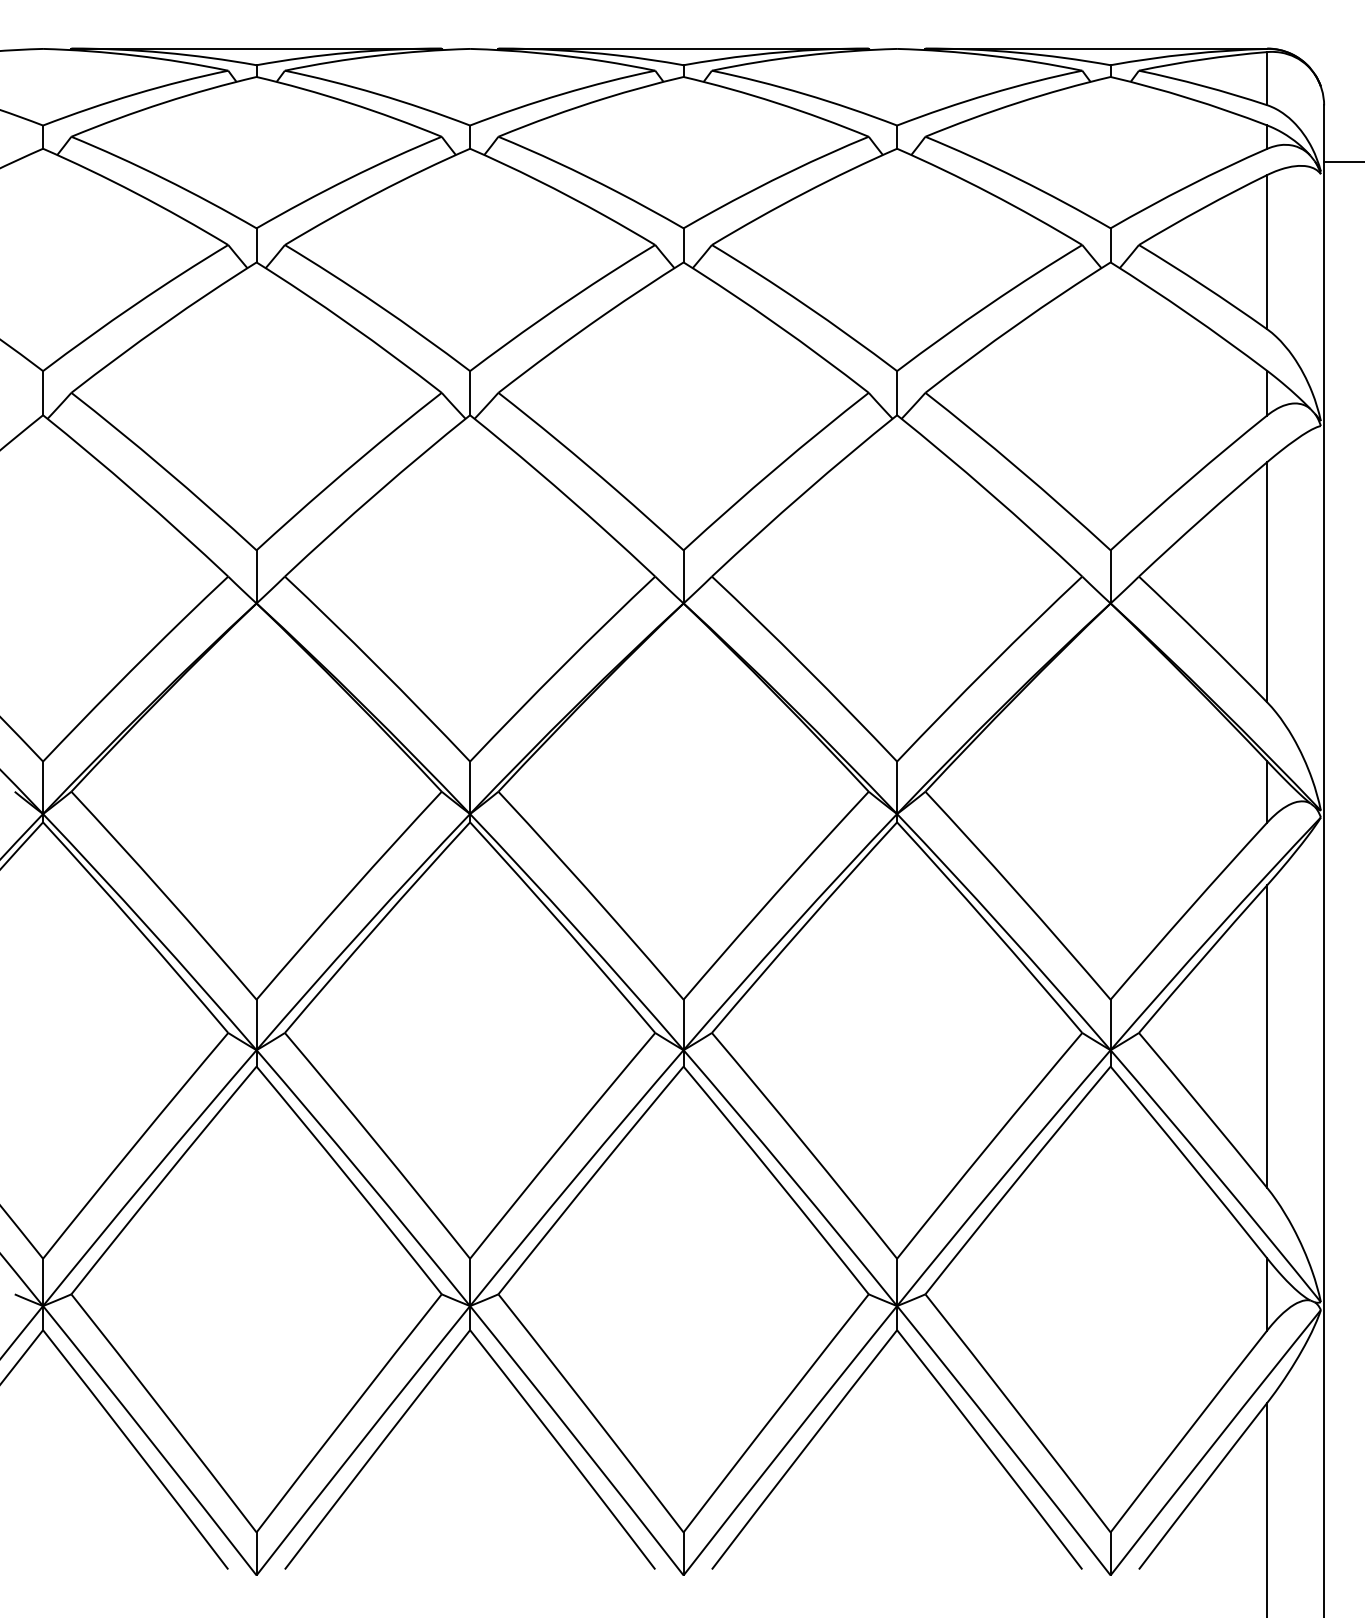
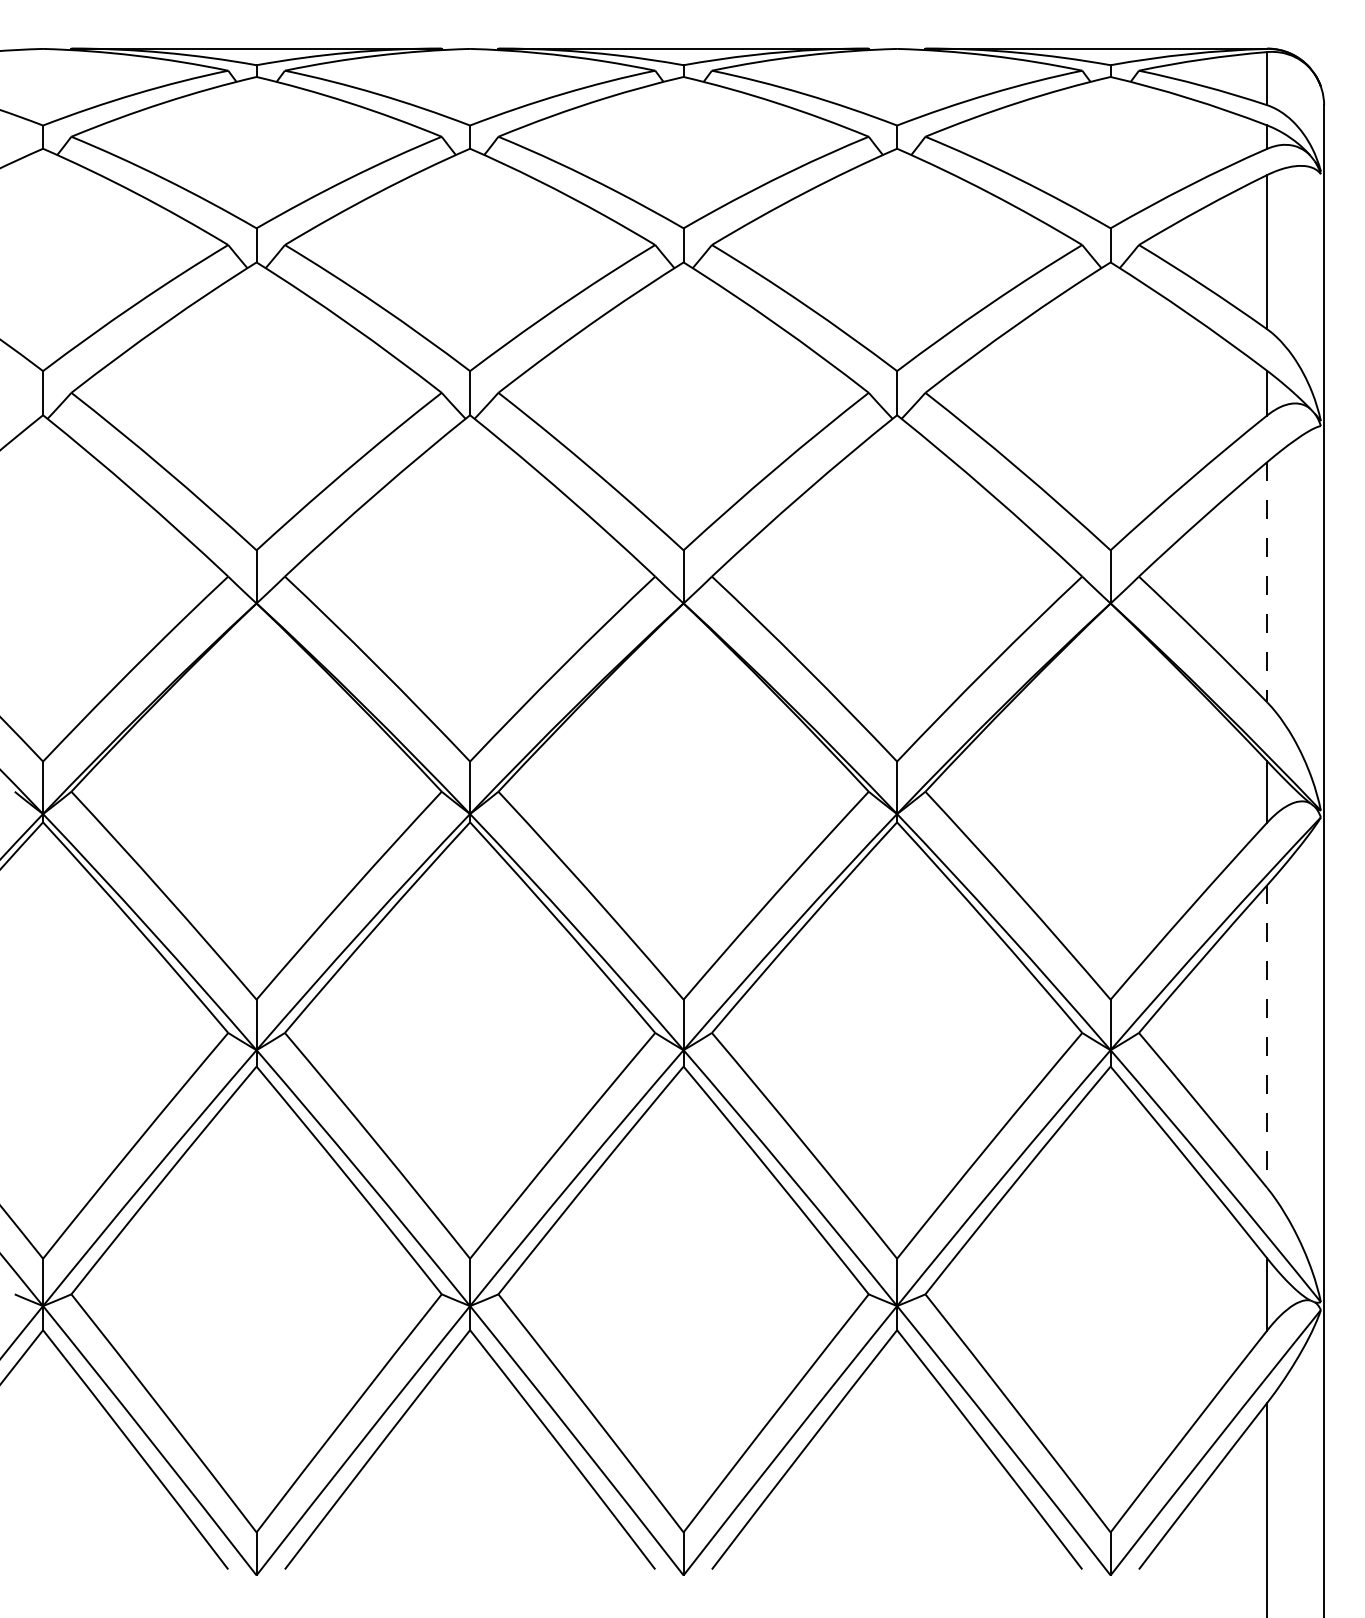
line: present -> none (1342, 162)
line: solid -> dashed (1267, 582)
line: solid -> dashed (1267, 1037)
